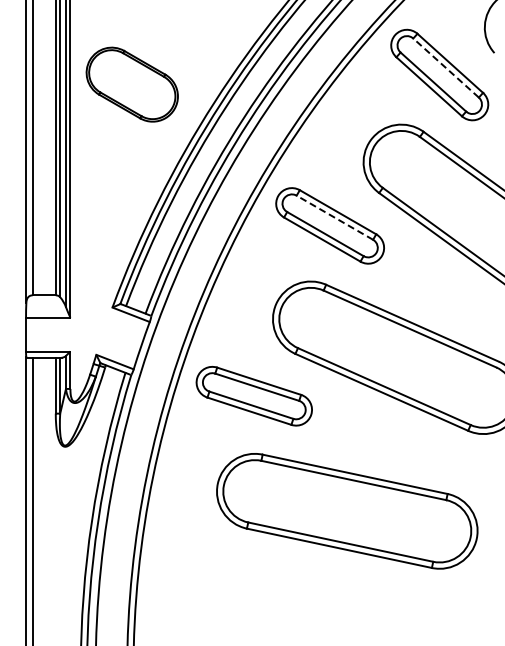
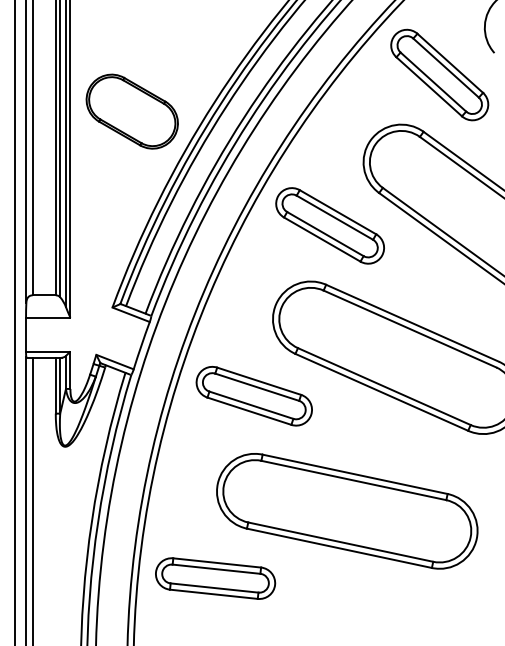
line: dashed -> solid (445, 67)
part position: (131, 84) -> (131, 111) (131, 111)
line: dashed -> solid (334, 217)
line: none -> present (15, 322)
part: none -> present (215, 578)
